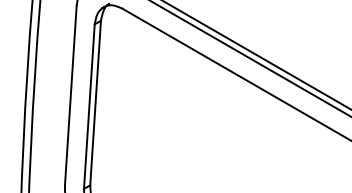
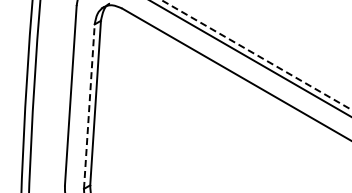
line: solid -> dashed (256, 55)
line: solid -> dashed (89, 106)
